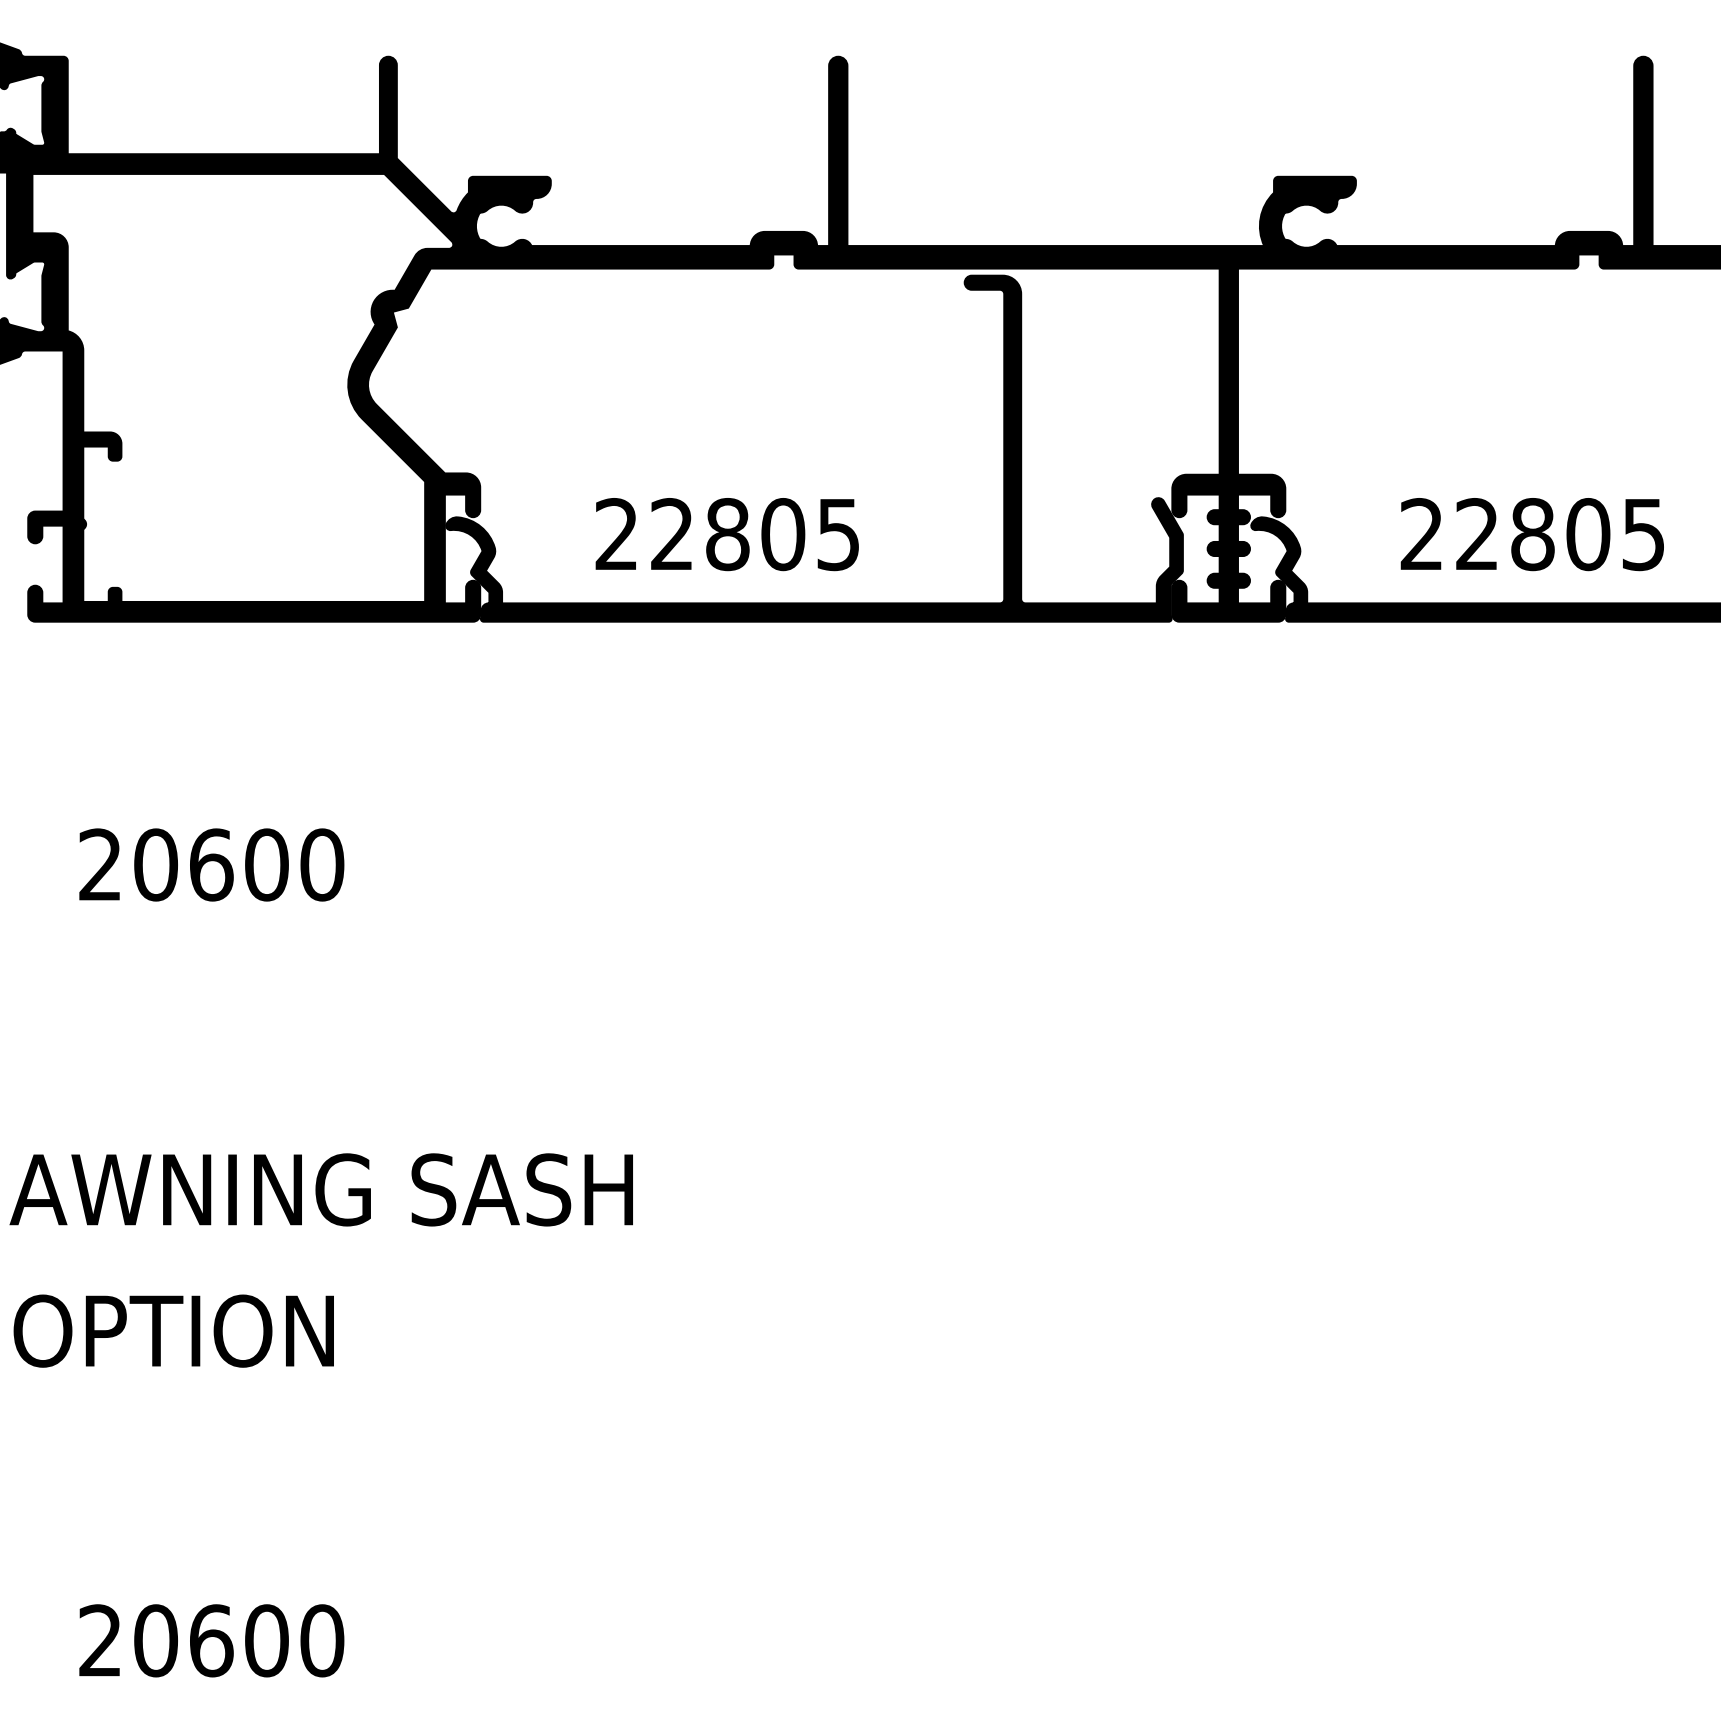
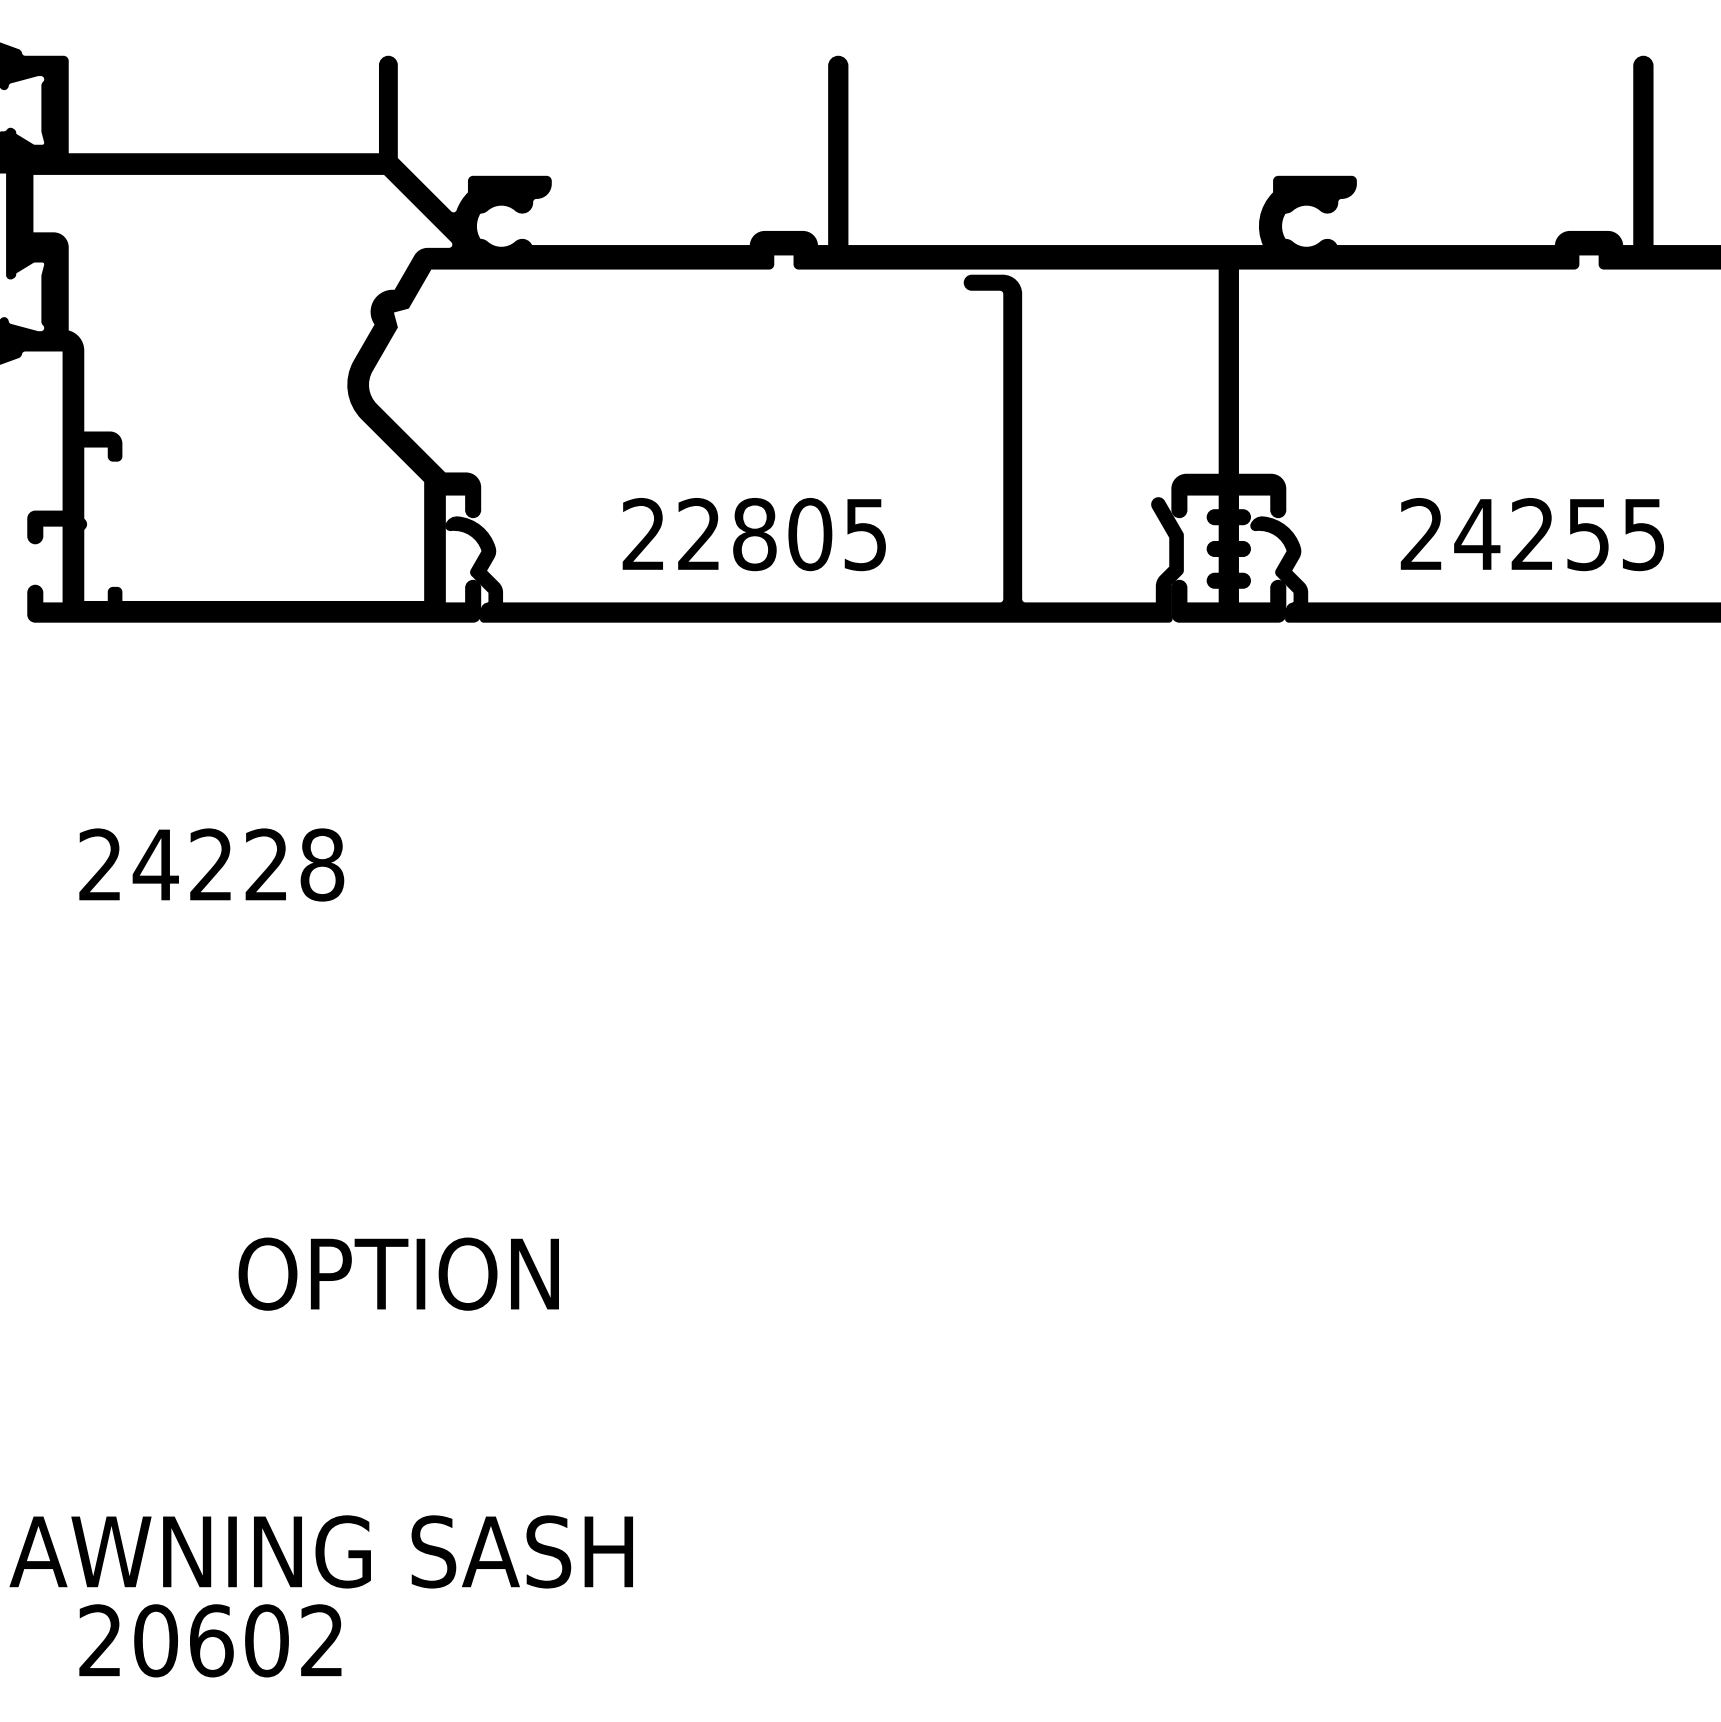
text position: (726, 534) -> (753, 534) (753, 534)
text: 22805 -> 24255 (1532, 534)
text: 20600 -> 24228 (238, 864)
text position: (320, 1189) -> (320, 1551) (320, 1551)
text position: (173, 1330) -> (398, 1273) (398, 1273)
text: 20600 -> 20602 (322, 1640)
